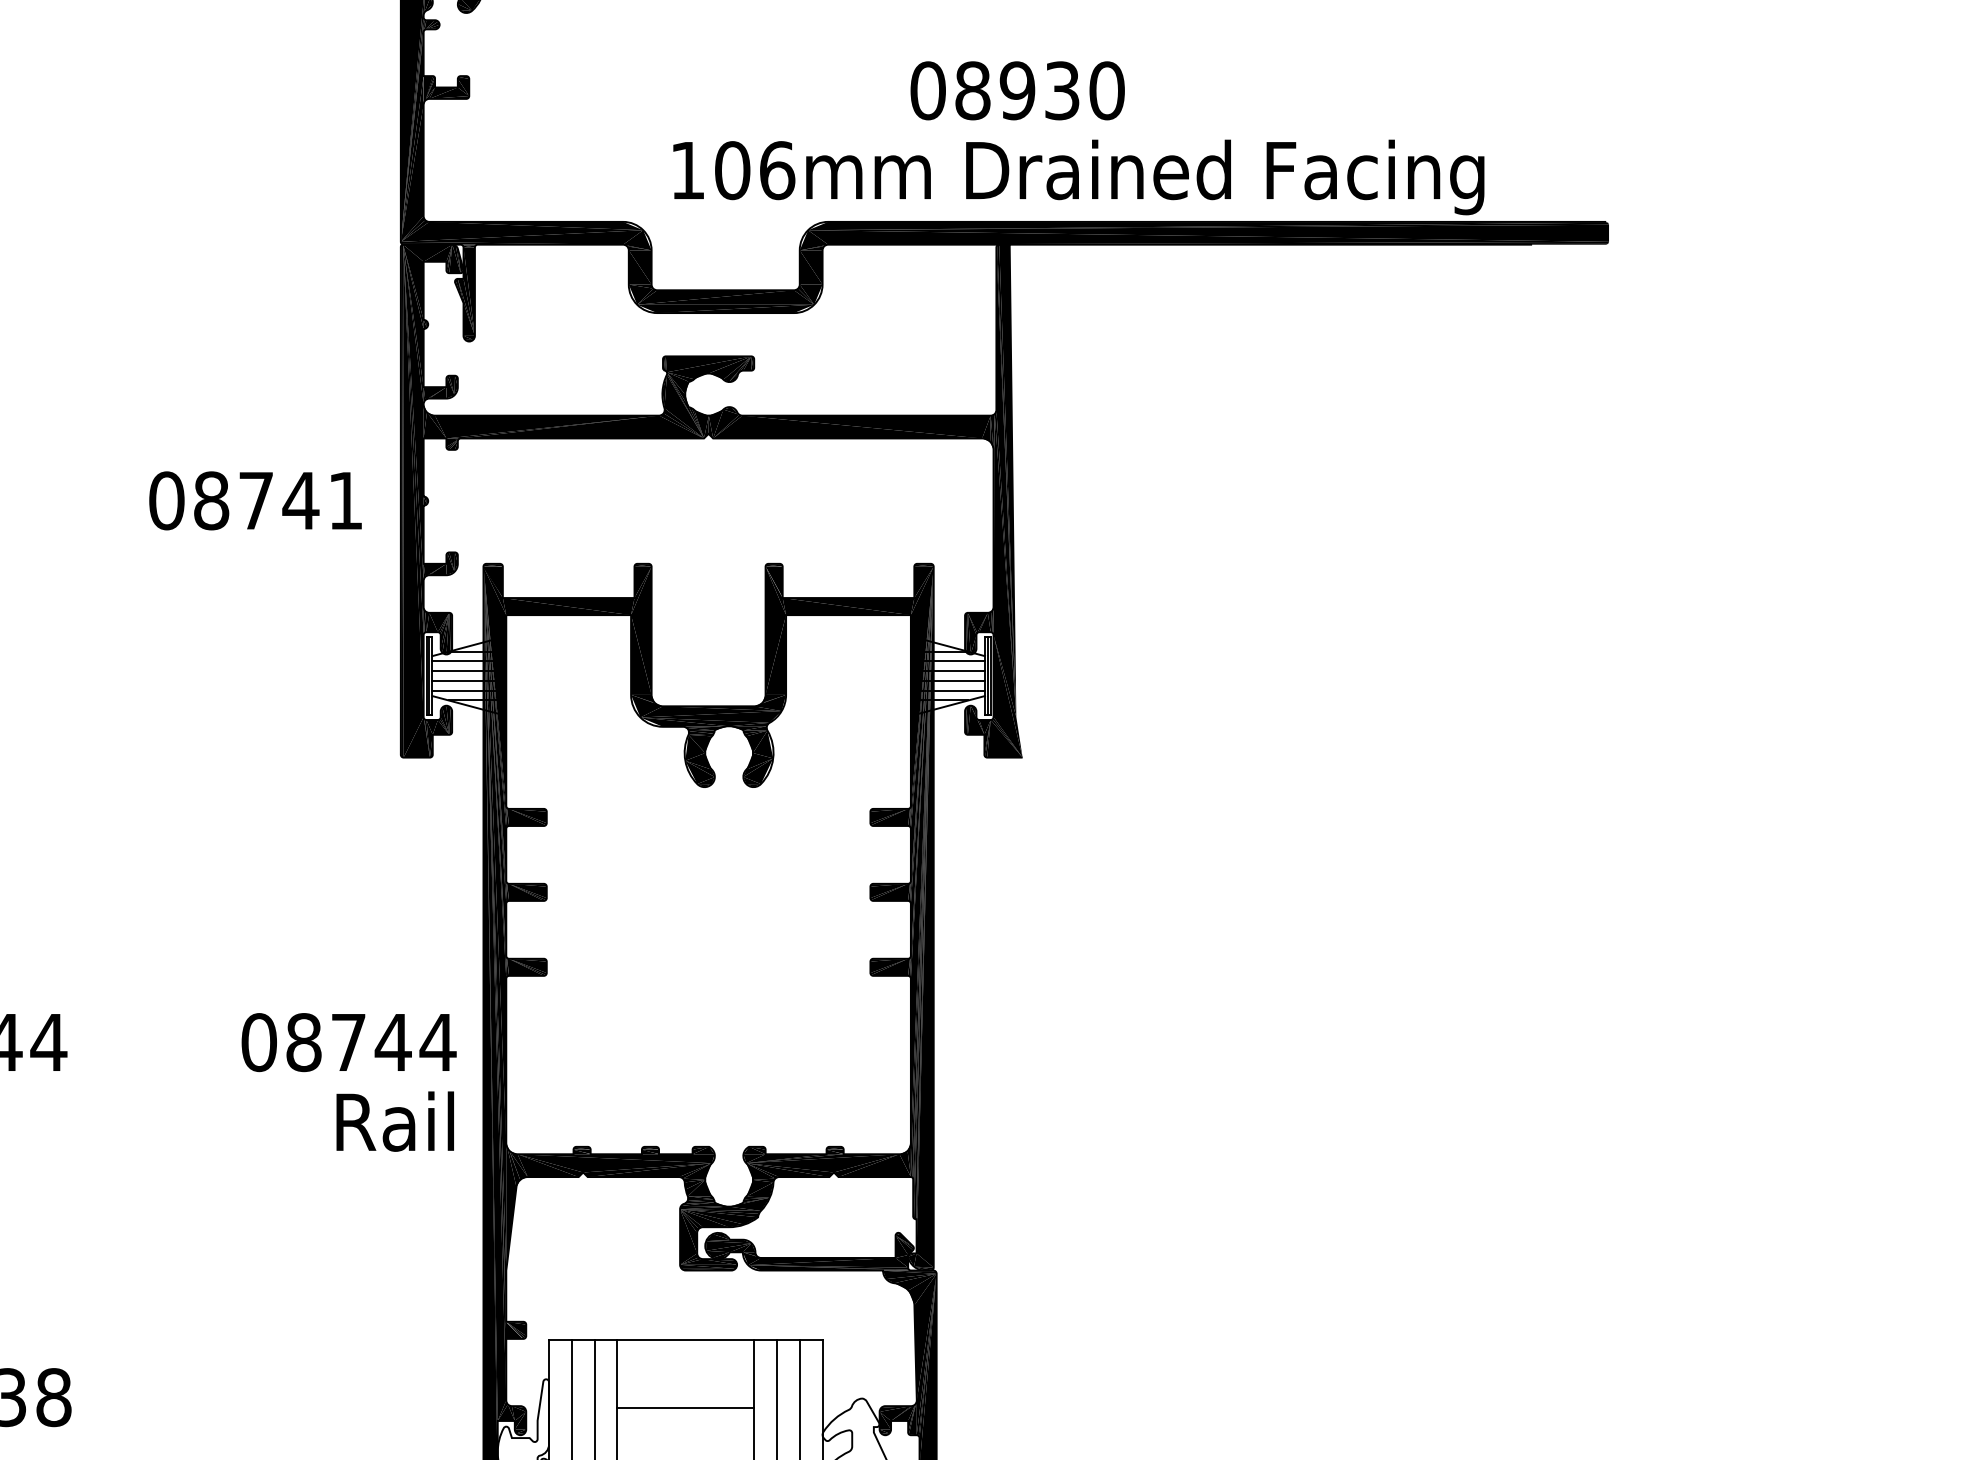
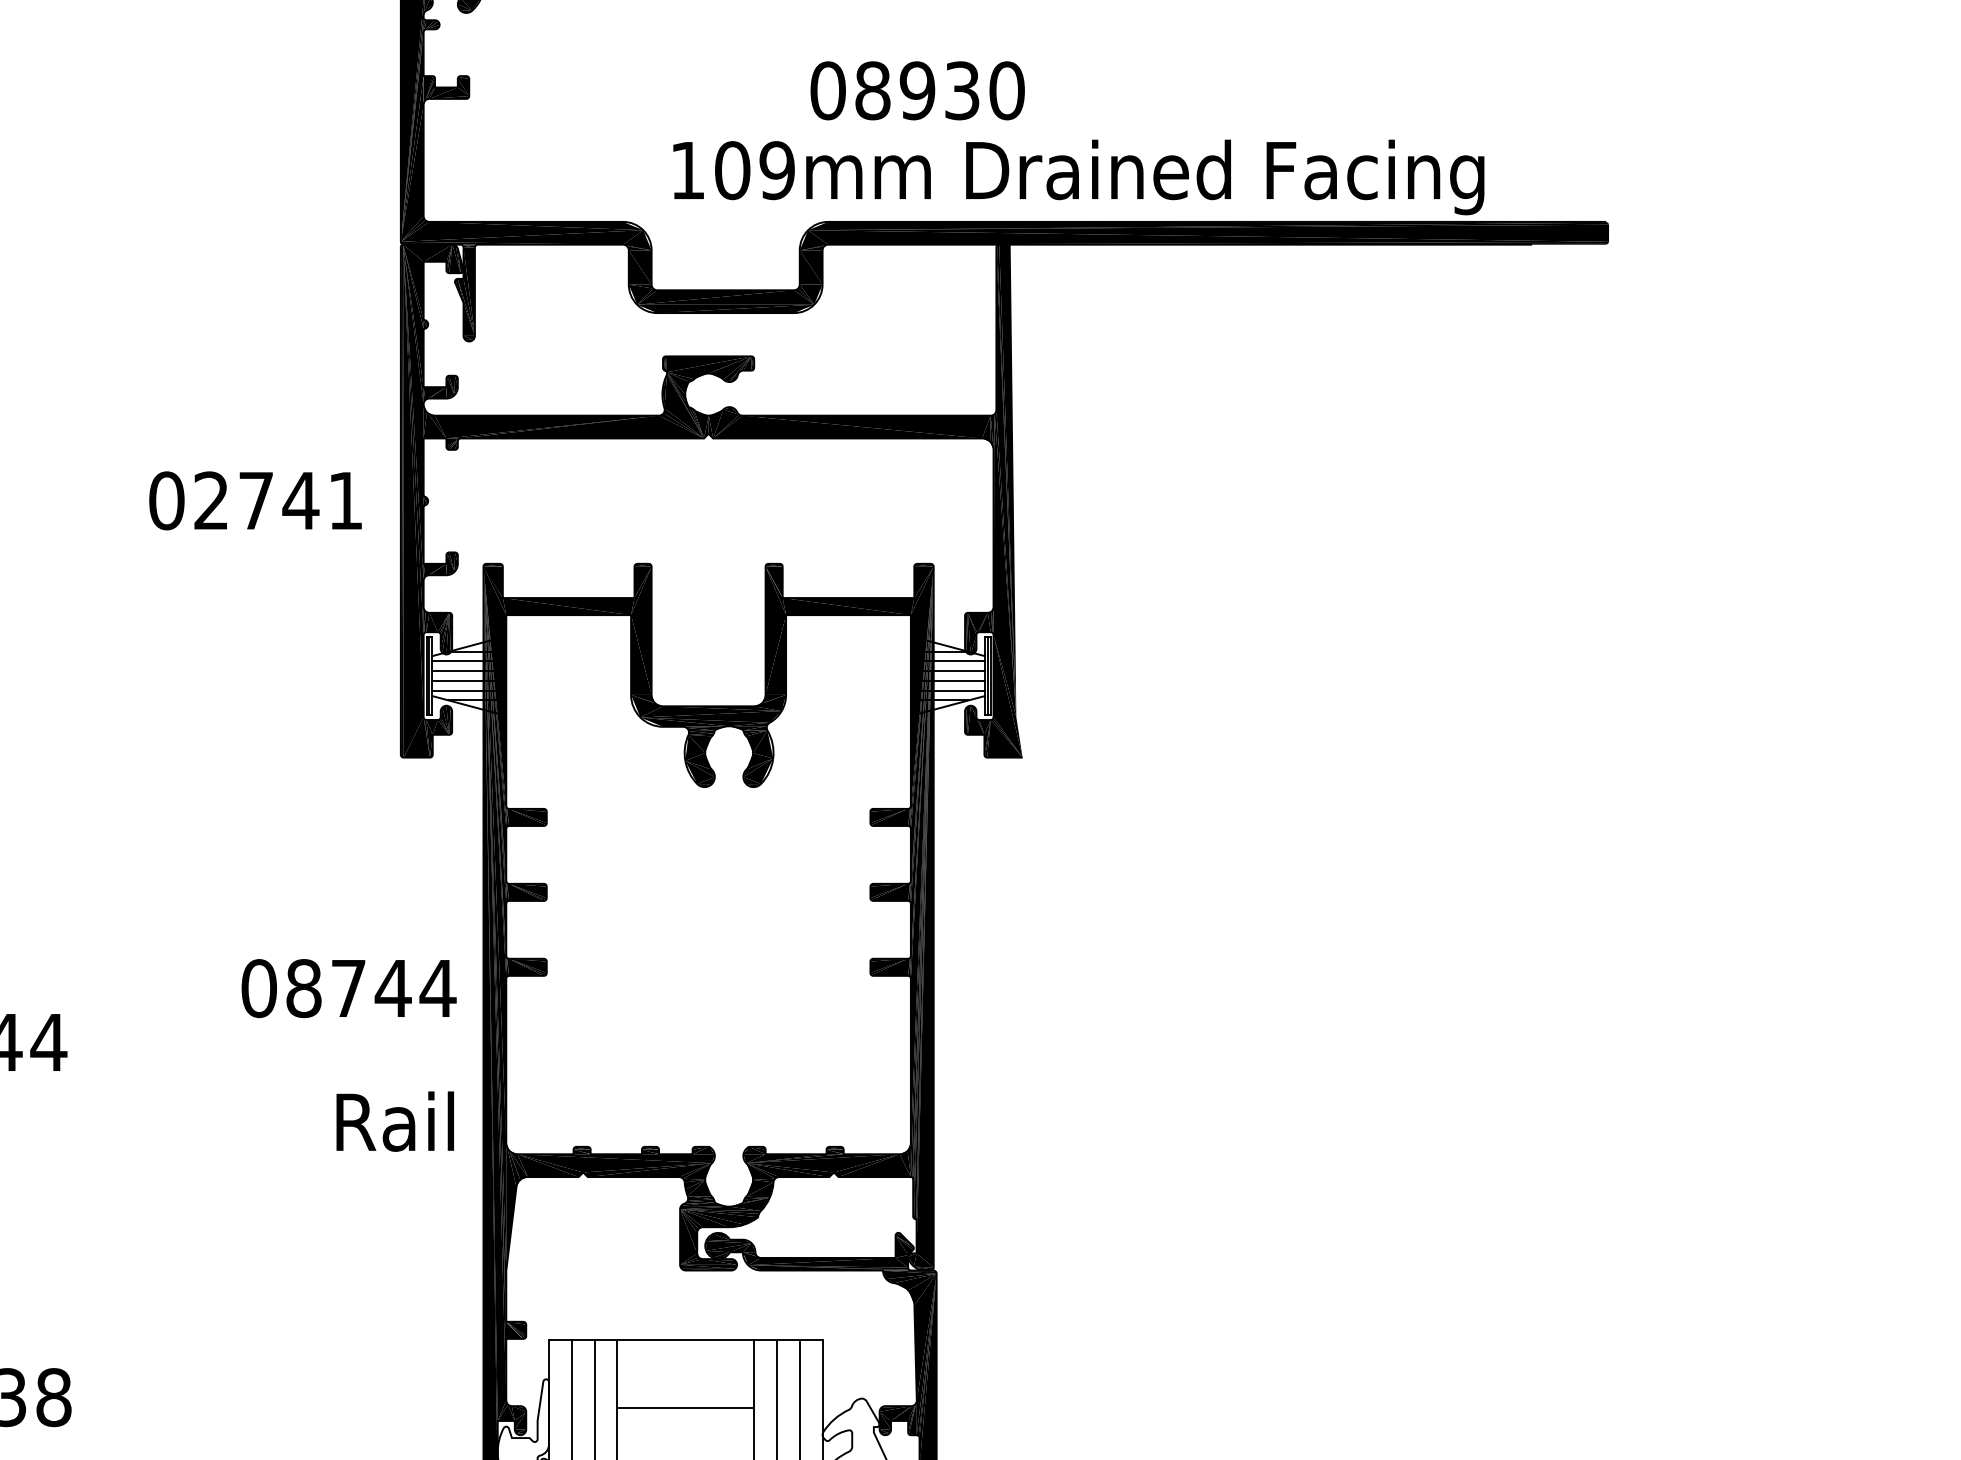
text position: (1017, 90) -> (917, 90) (917, 90)
text: 106mm -> 109mm (777, 170)
text: 08741 -> 02741 (211, 500)
text position: (348, 1042) -> (348, 988) (348, 988)
